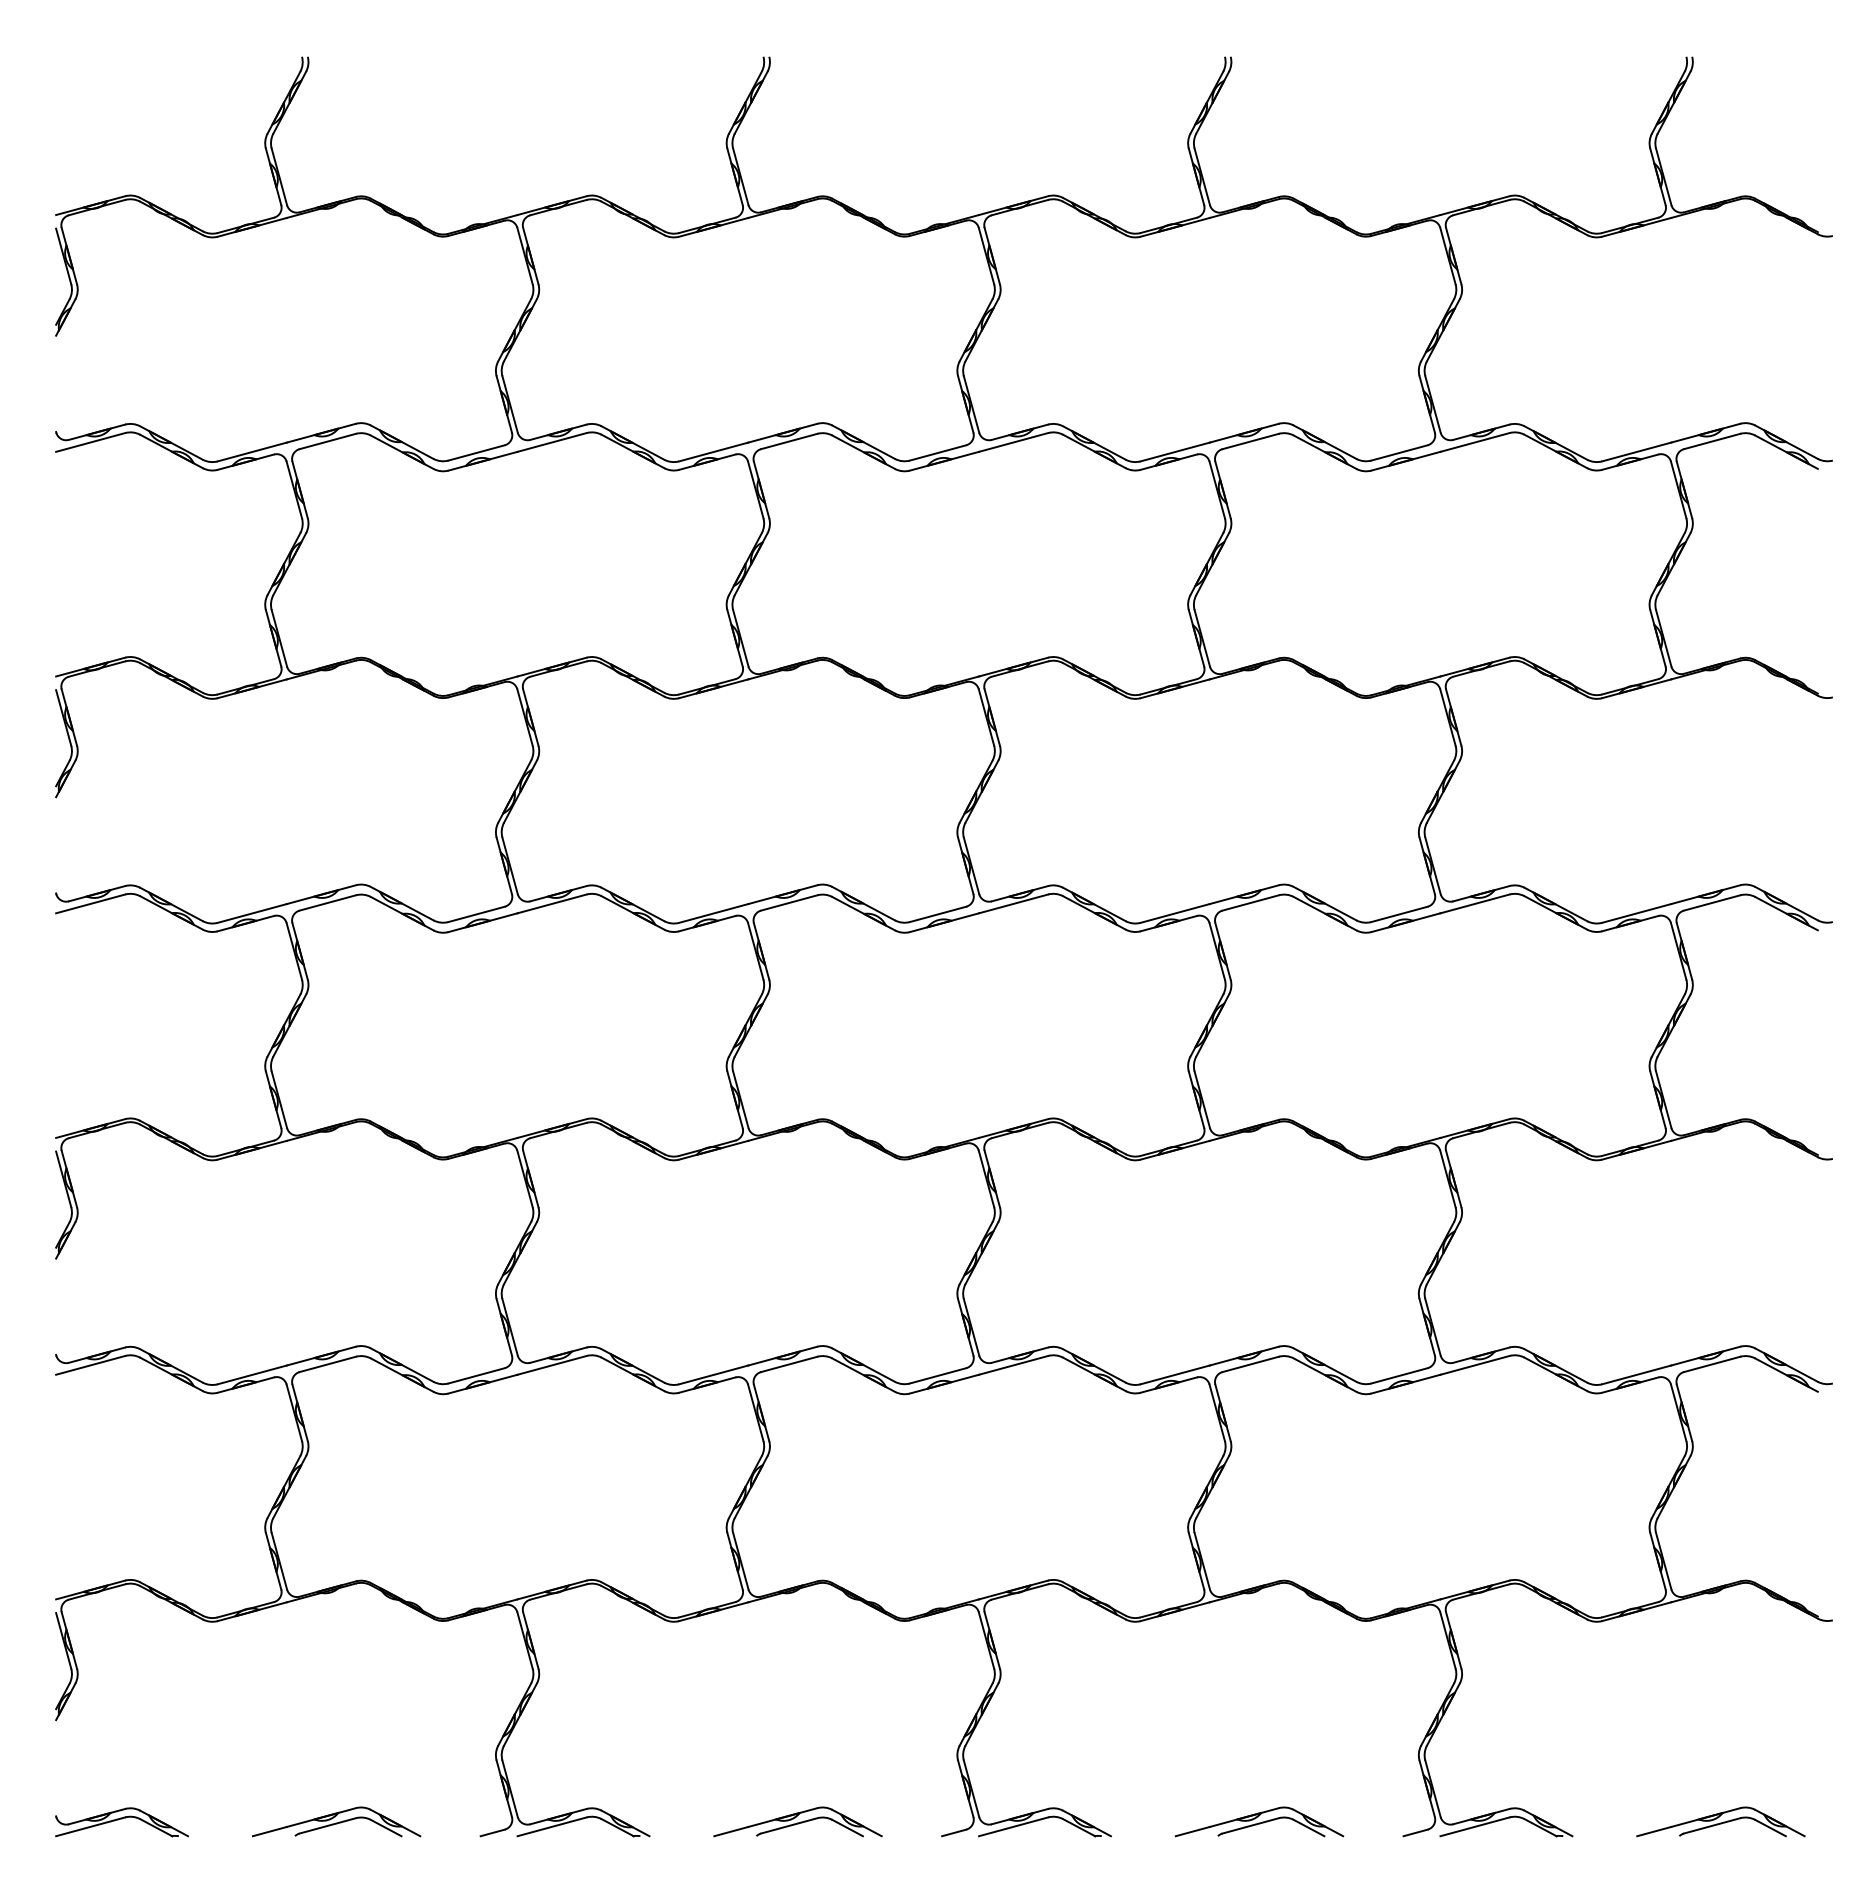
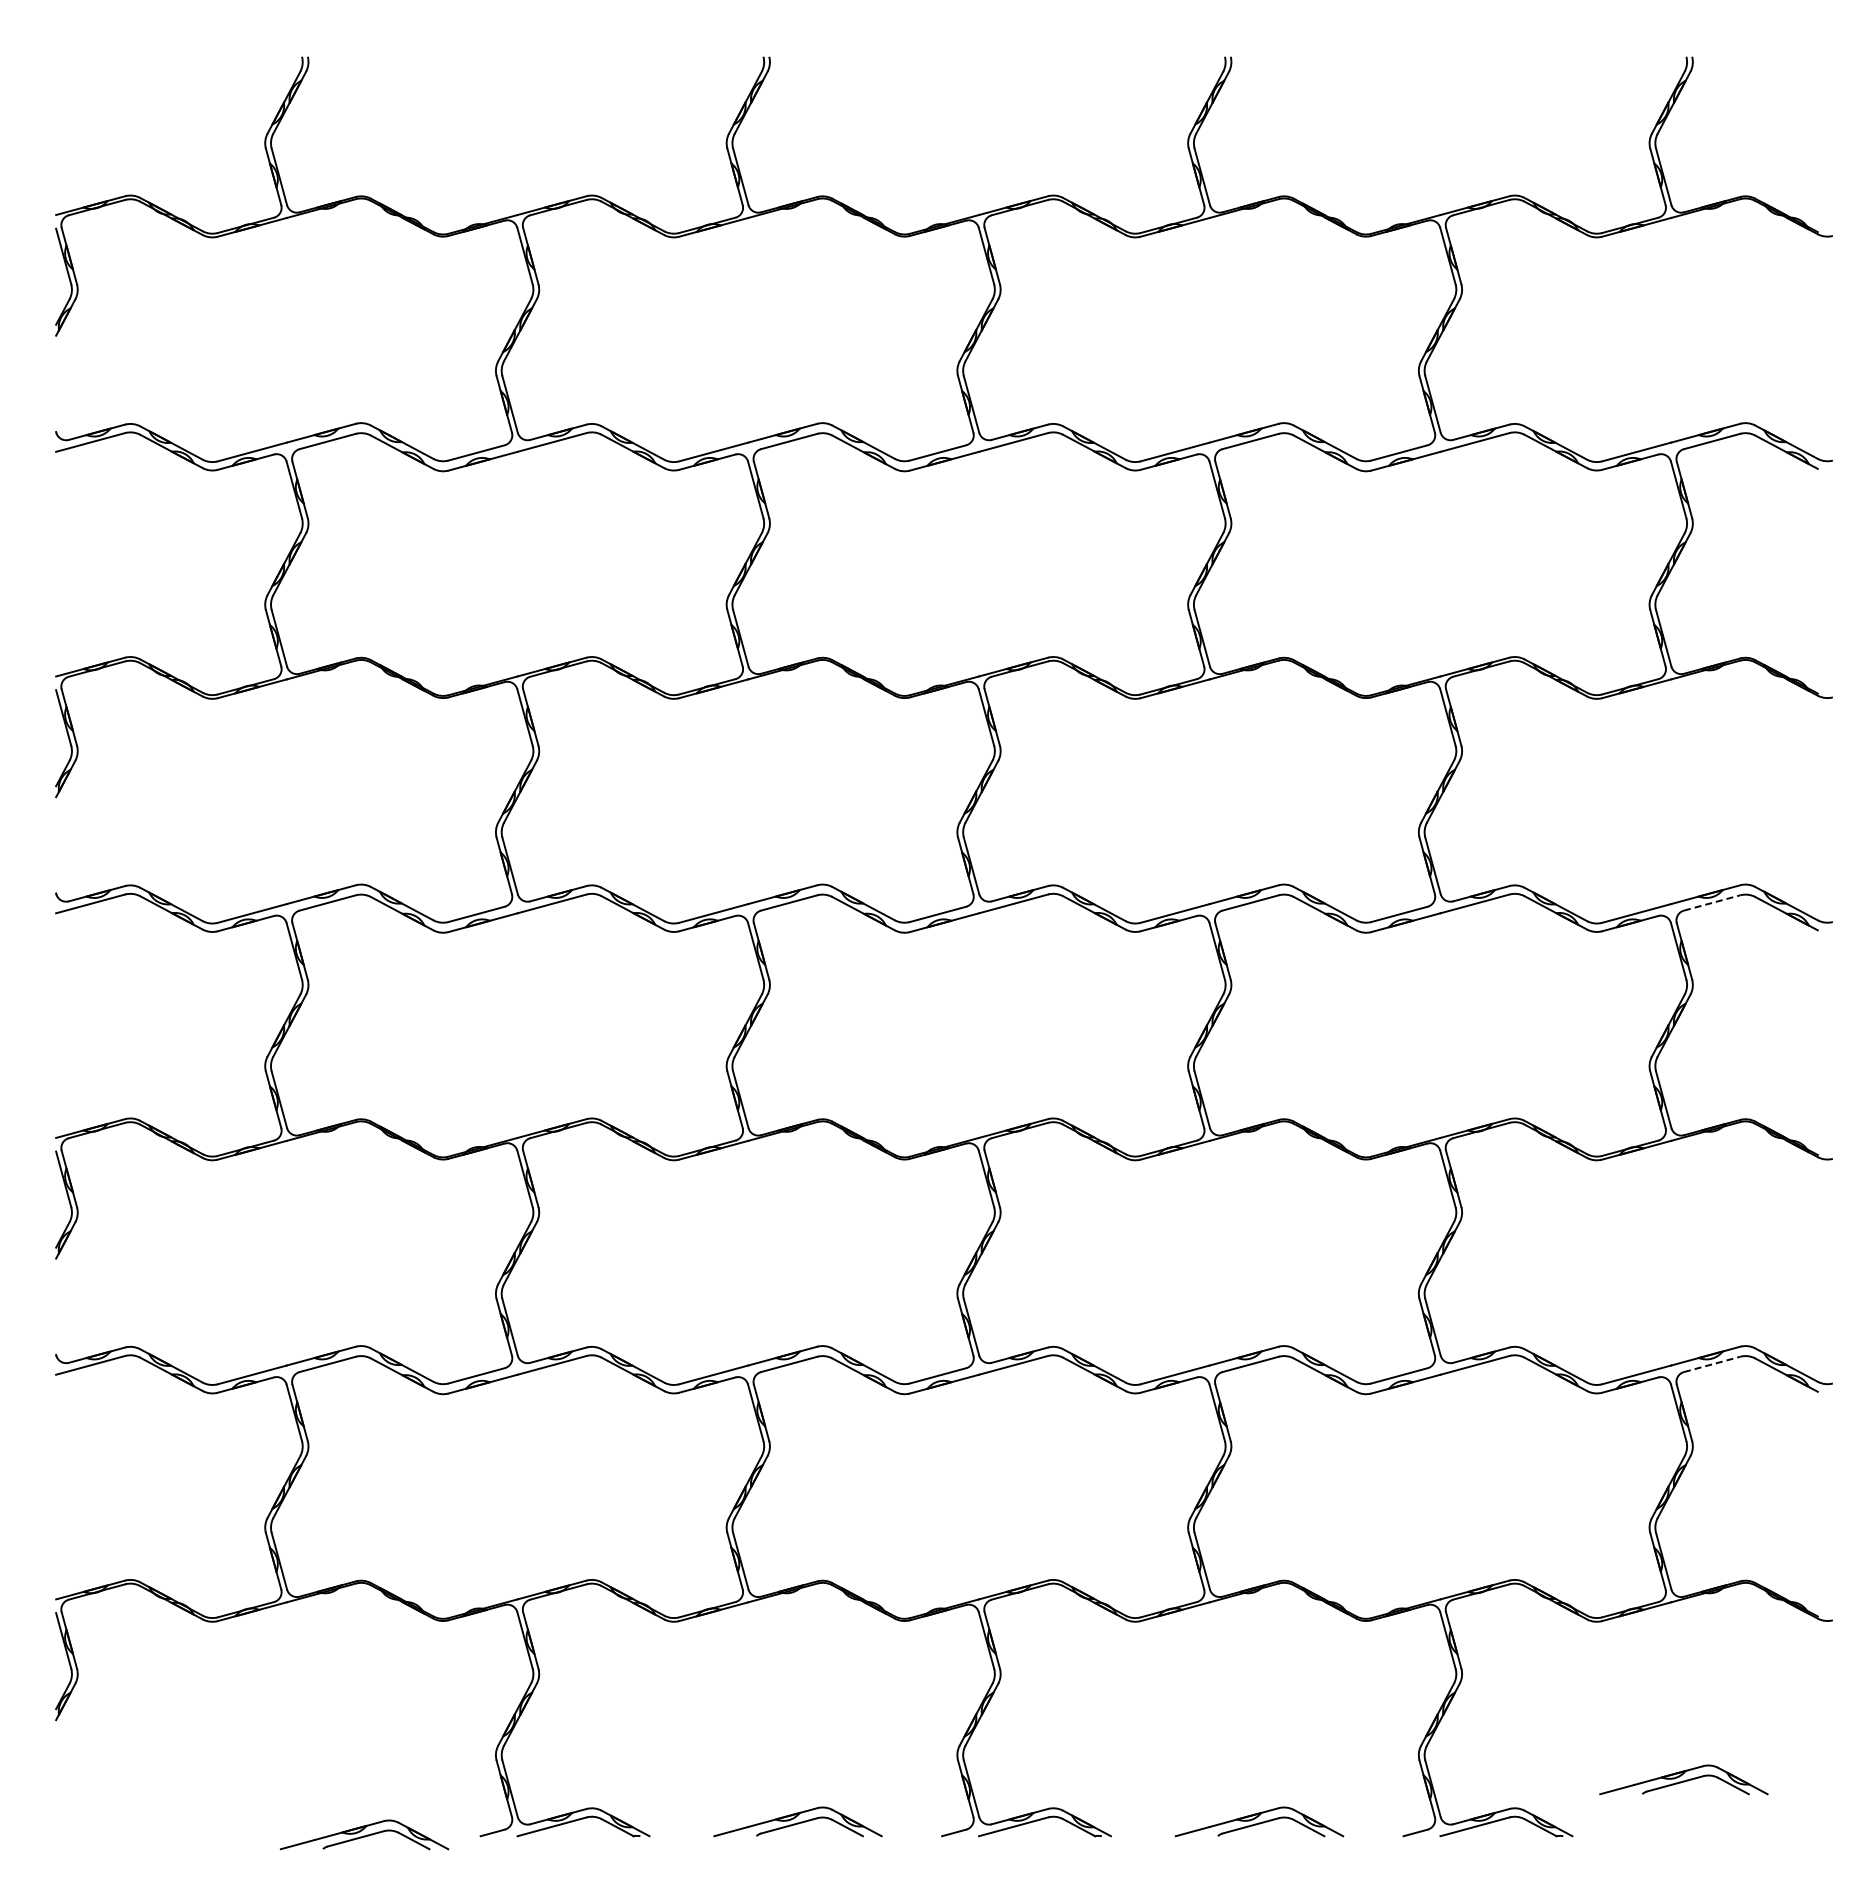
line: solid -> dashed (1712, 902)
line: solid -> dashed (1712, 1364)
part position: (336, 1821) -> (364, 1834) (364, 1834)
part position: (1720, 1821) -> (1683, 1779) (1683, 1779)
part: present -> none (121, 1822)
